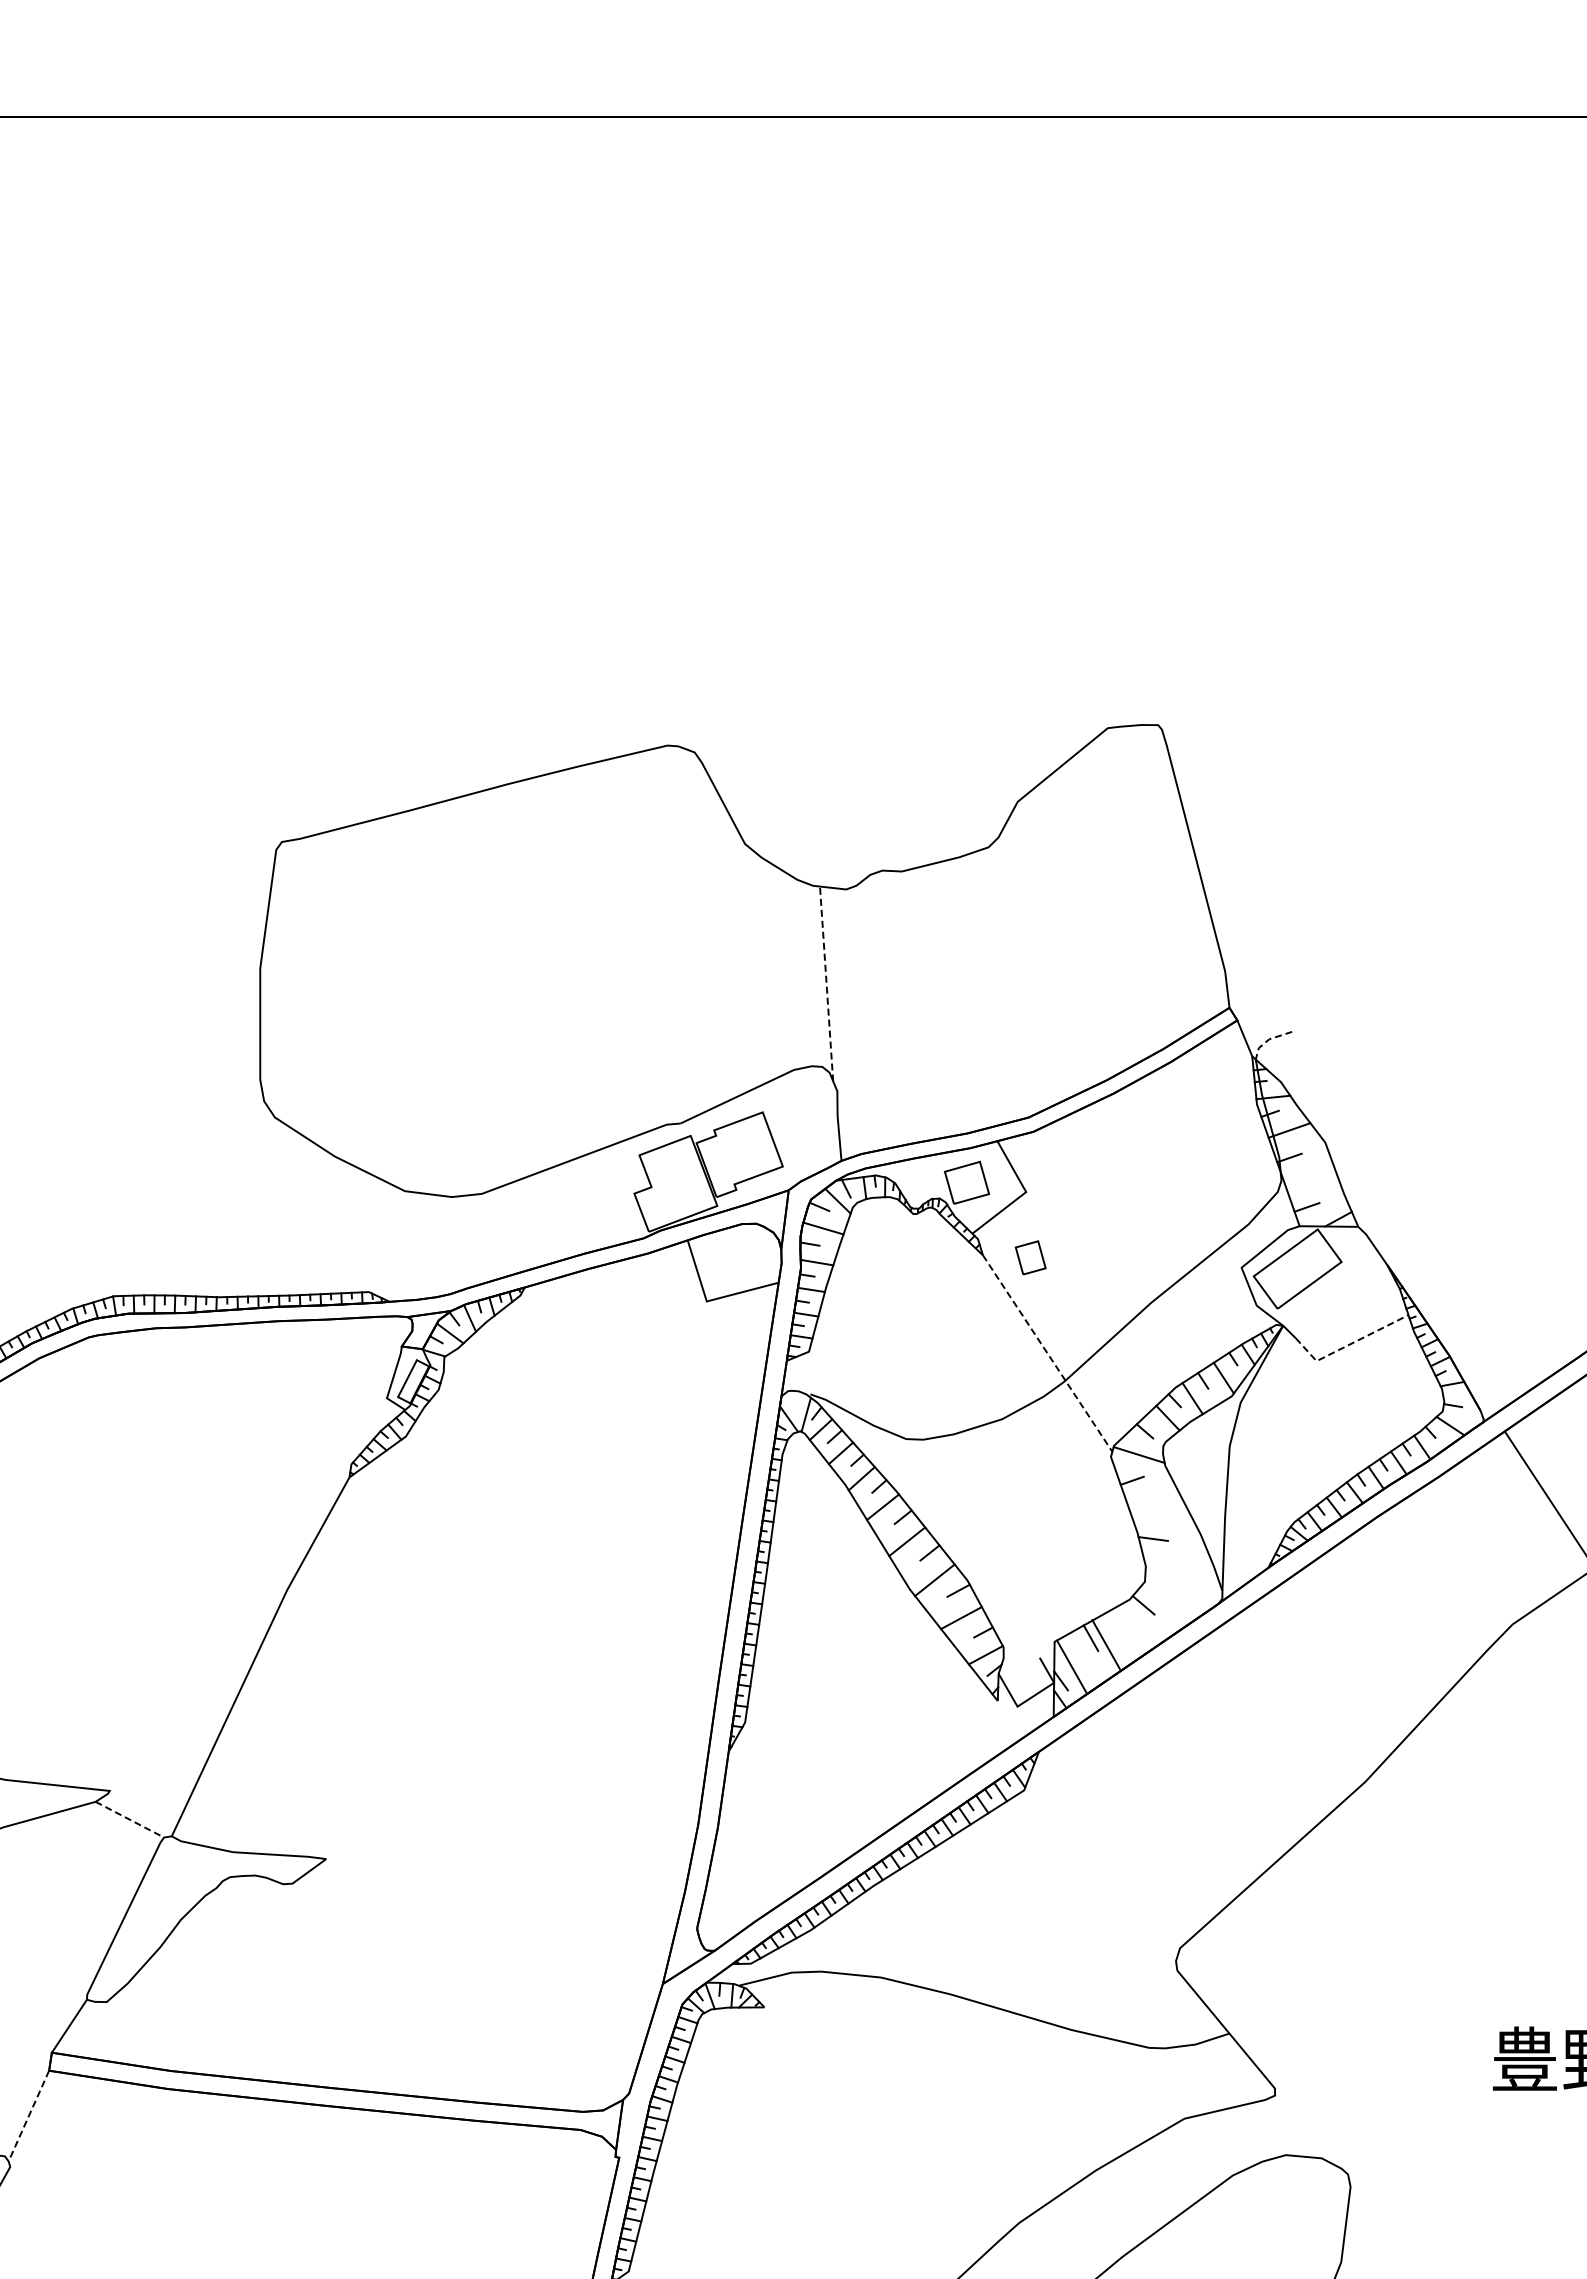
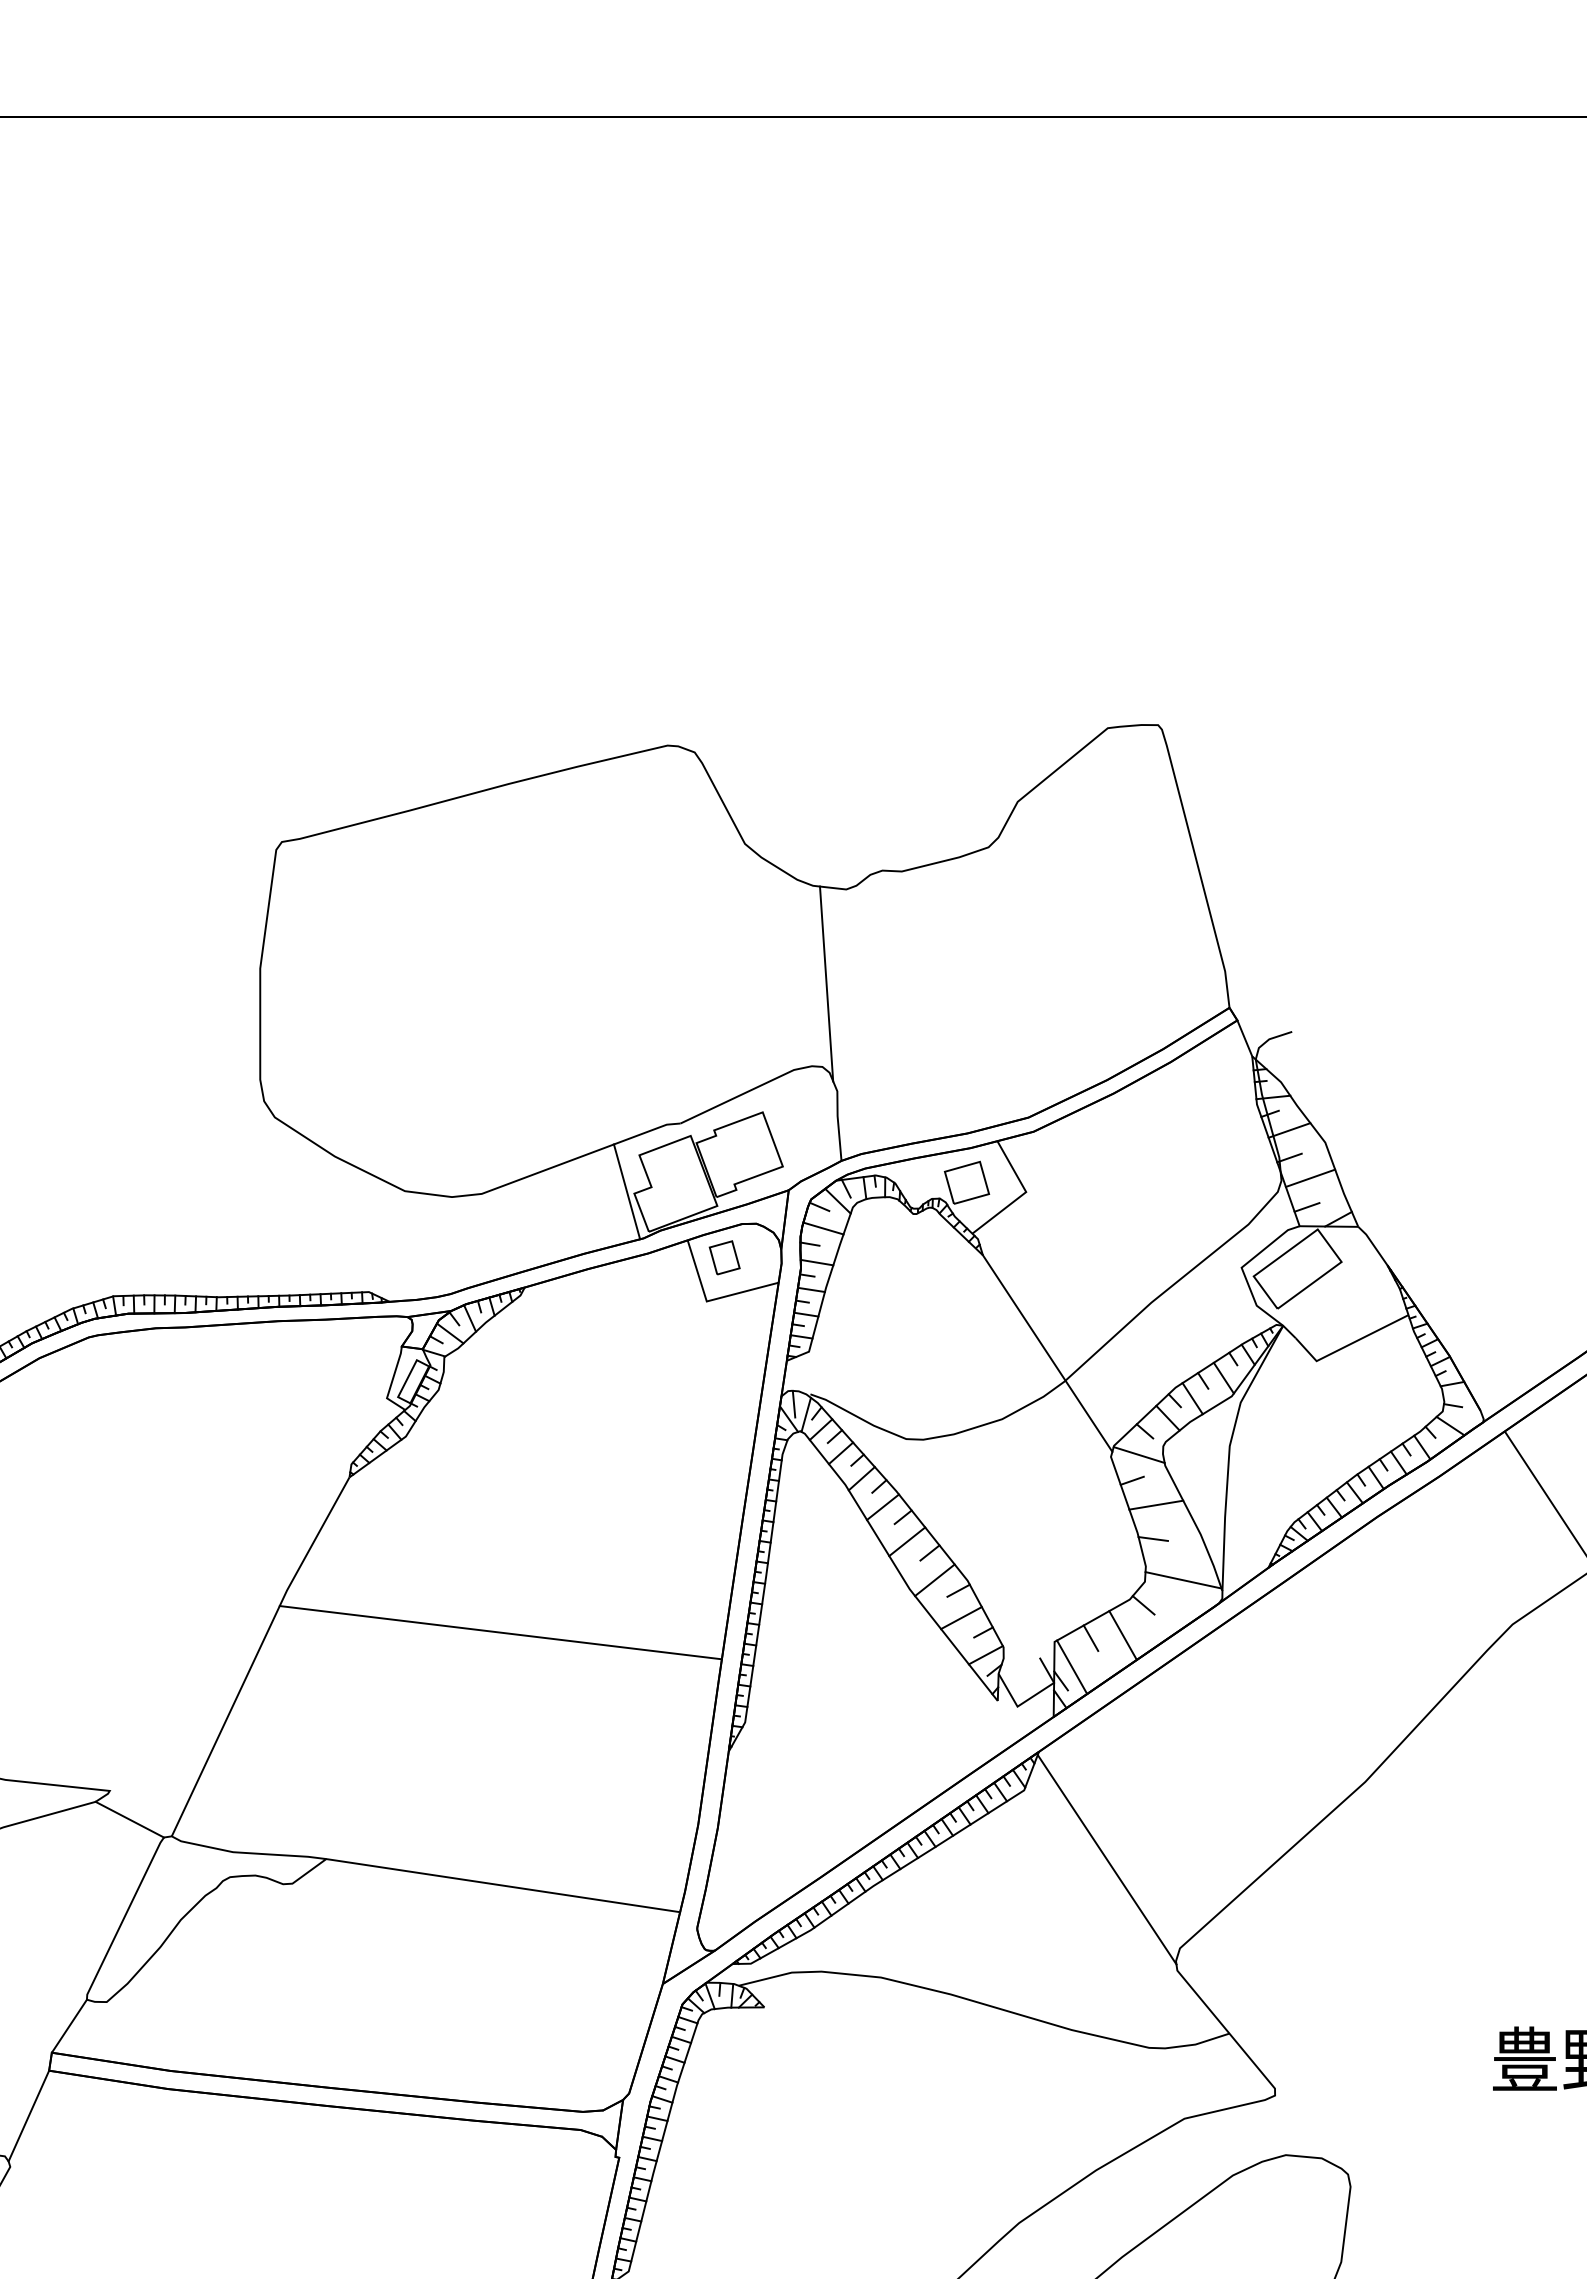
line: dashed -> solid (826, 984)
line: dashed -> solid (1268, 1039)
line: none -> present (1310, 1177)
line: none -> present (626, 1191)
part position: (1030, 1257) -> (724, 1257) (724, 1257)
line: dashed -> solid (1348, 1345)
line: dashed -> solid (1047, 1353)
line: none -> present (793, 1403)
line: none -> present (1156, 1504)
line: none -> present (1183, 1580)
line: none -> present (500, 1632)
line position: (1105, 1644) -> (1122, 1635) (1122, 1635)
line: dashed -> solid (129, 1819)
line: none -> present (1106, 1859)
line: none -> present (503, 1885)
line: dashed -> solid (28, 2116)
